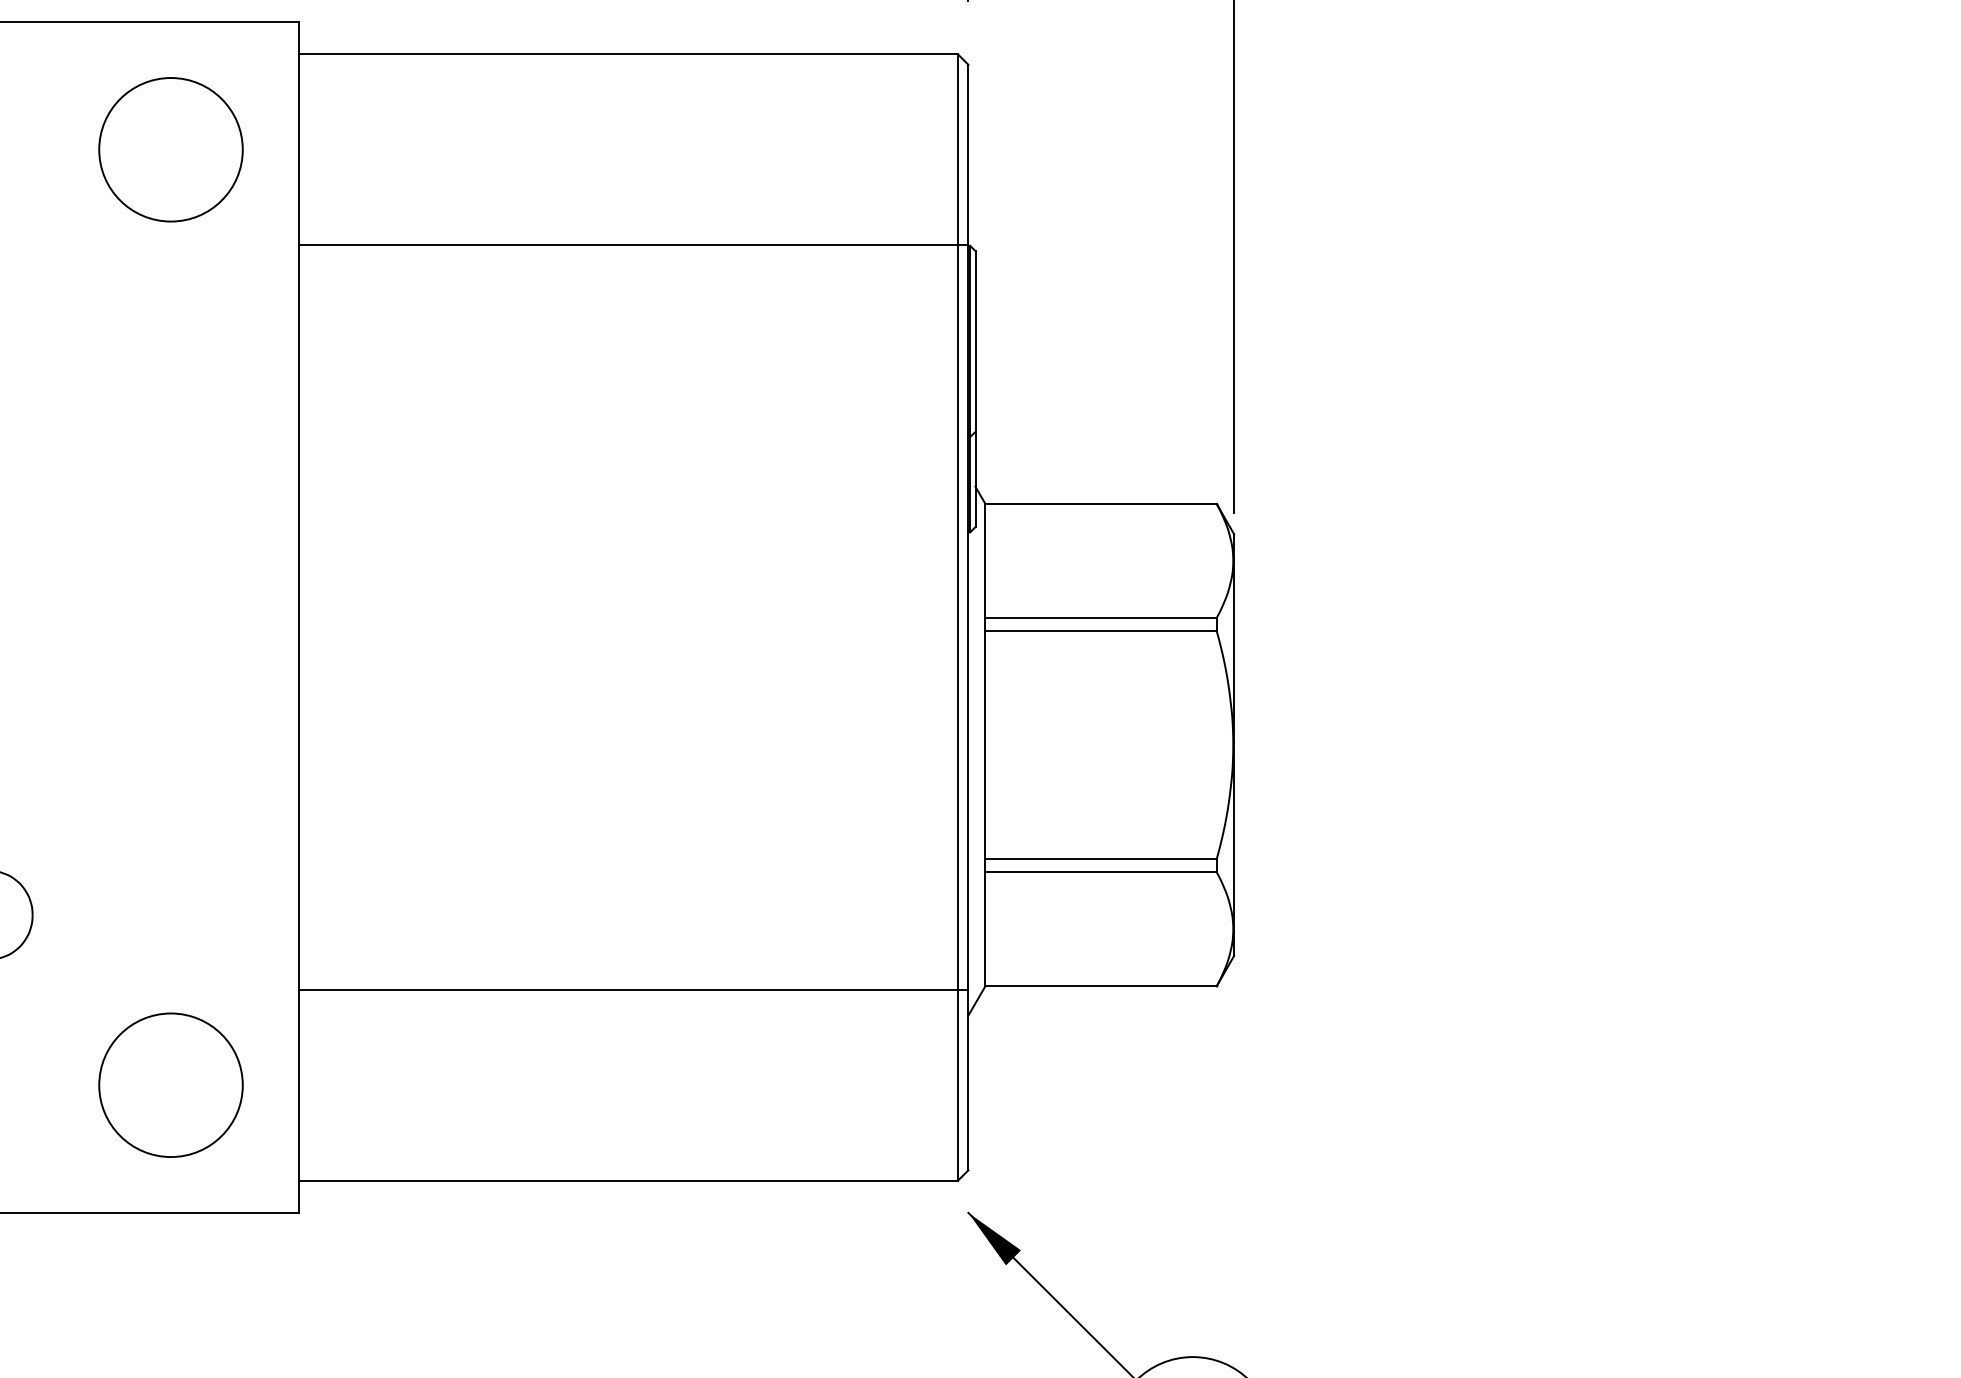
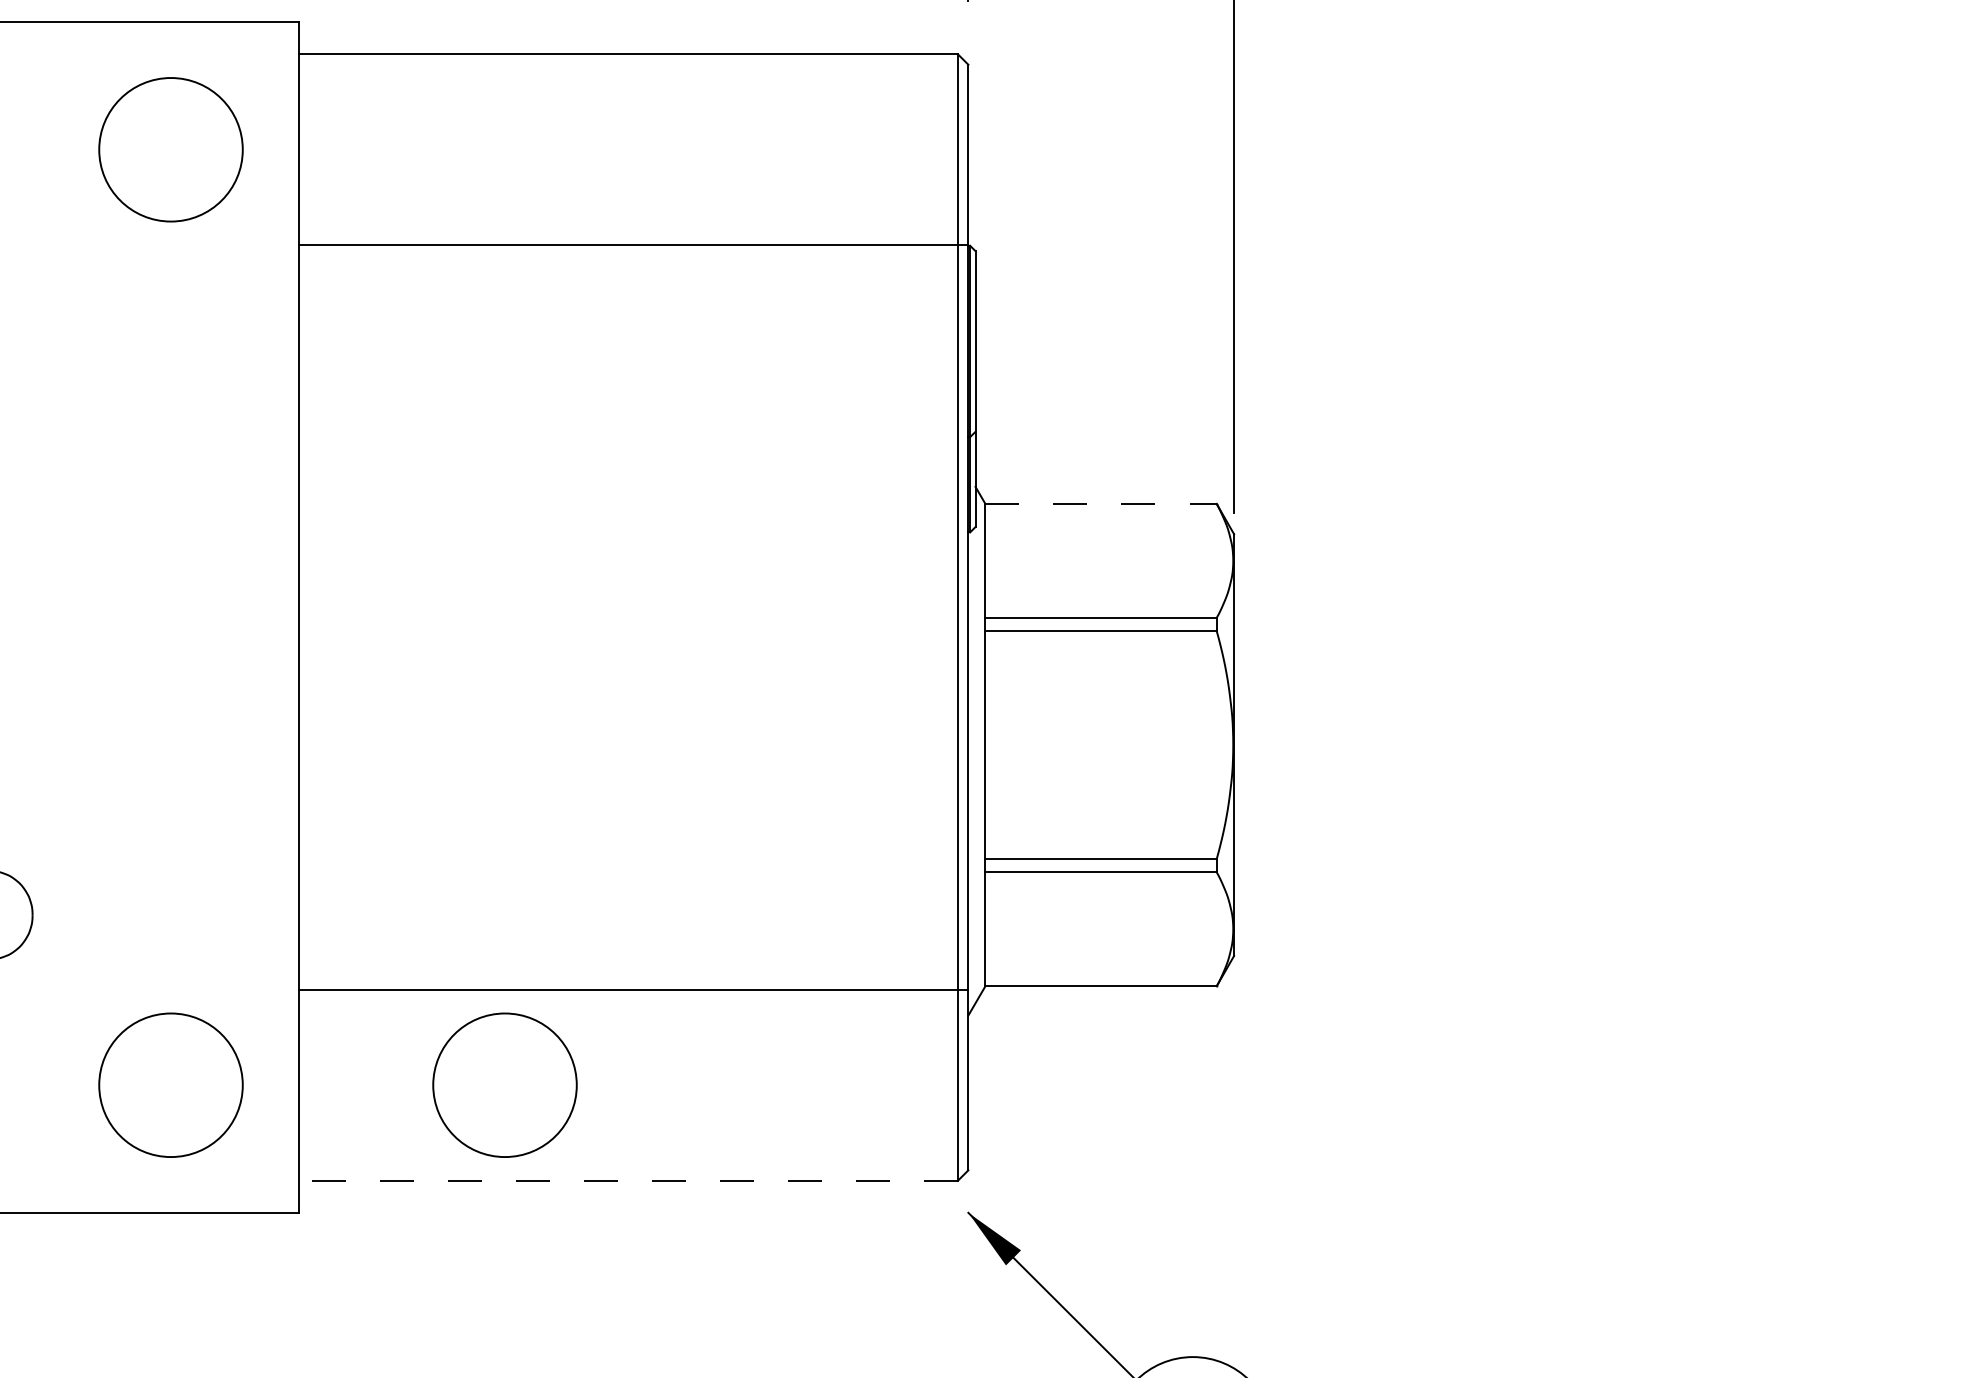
line: solid -> dashed (1101, 503)
circle: none -> present (504, 1084)
line: solid -> dashed (628, 1180)
